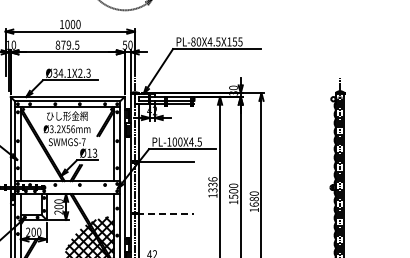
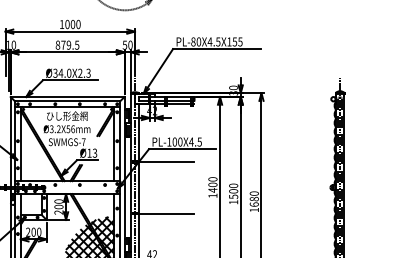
text: Ø34.1X2.3 -> Ø34.0X2.3 (69, 72)
text: 1336 -> 1400 (212, 184)
line: dashed -> solid (165, 213)
